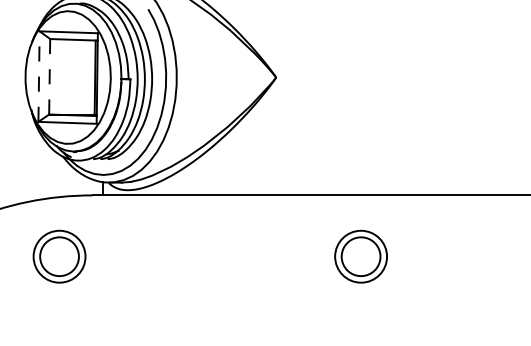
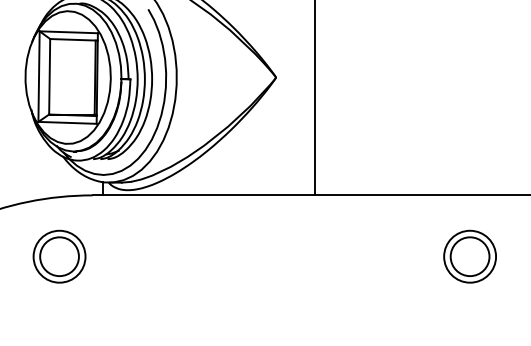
line: dashed -> solid (39, 76)
line: dashed -> solid (49, 76)
line: none -> present (314, 98)
part position: (360, 256) -> (469, 256) (469, 256)
